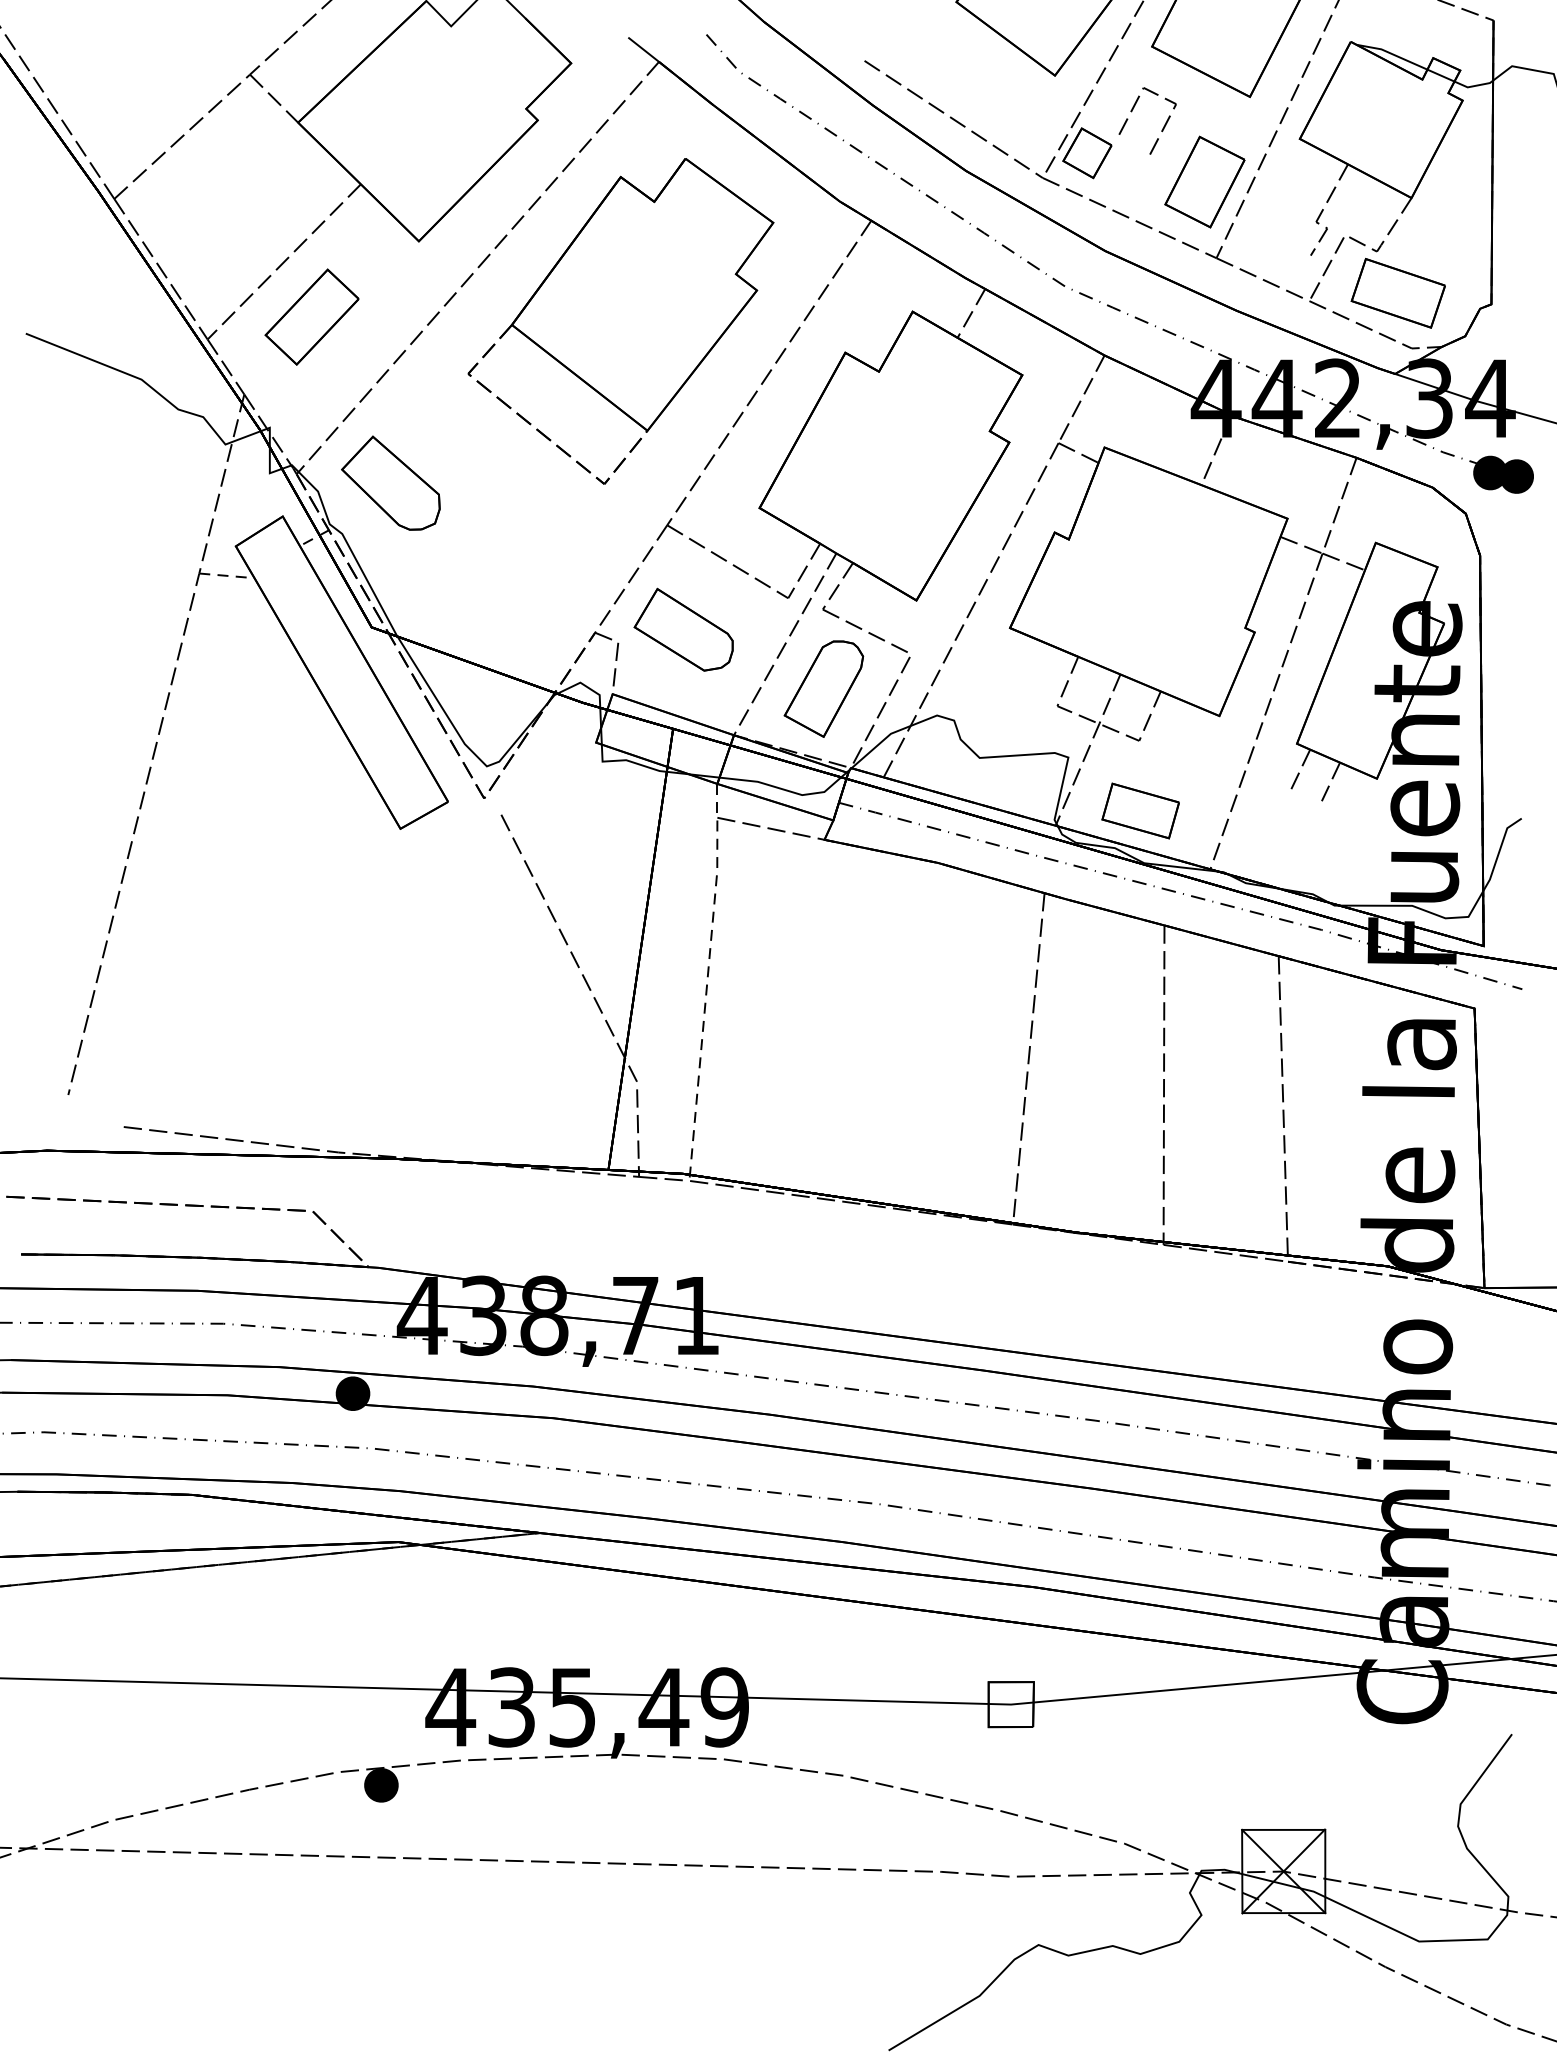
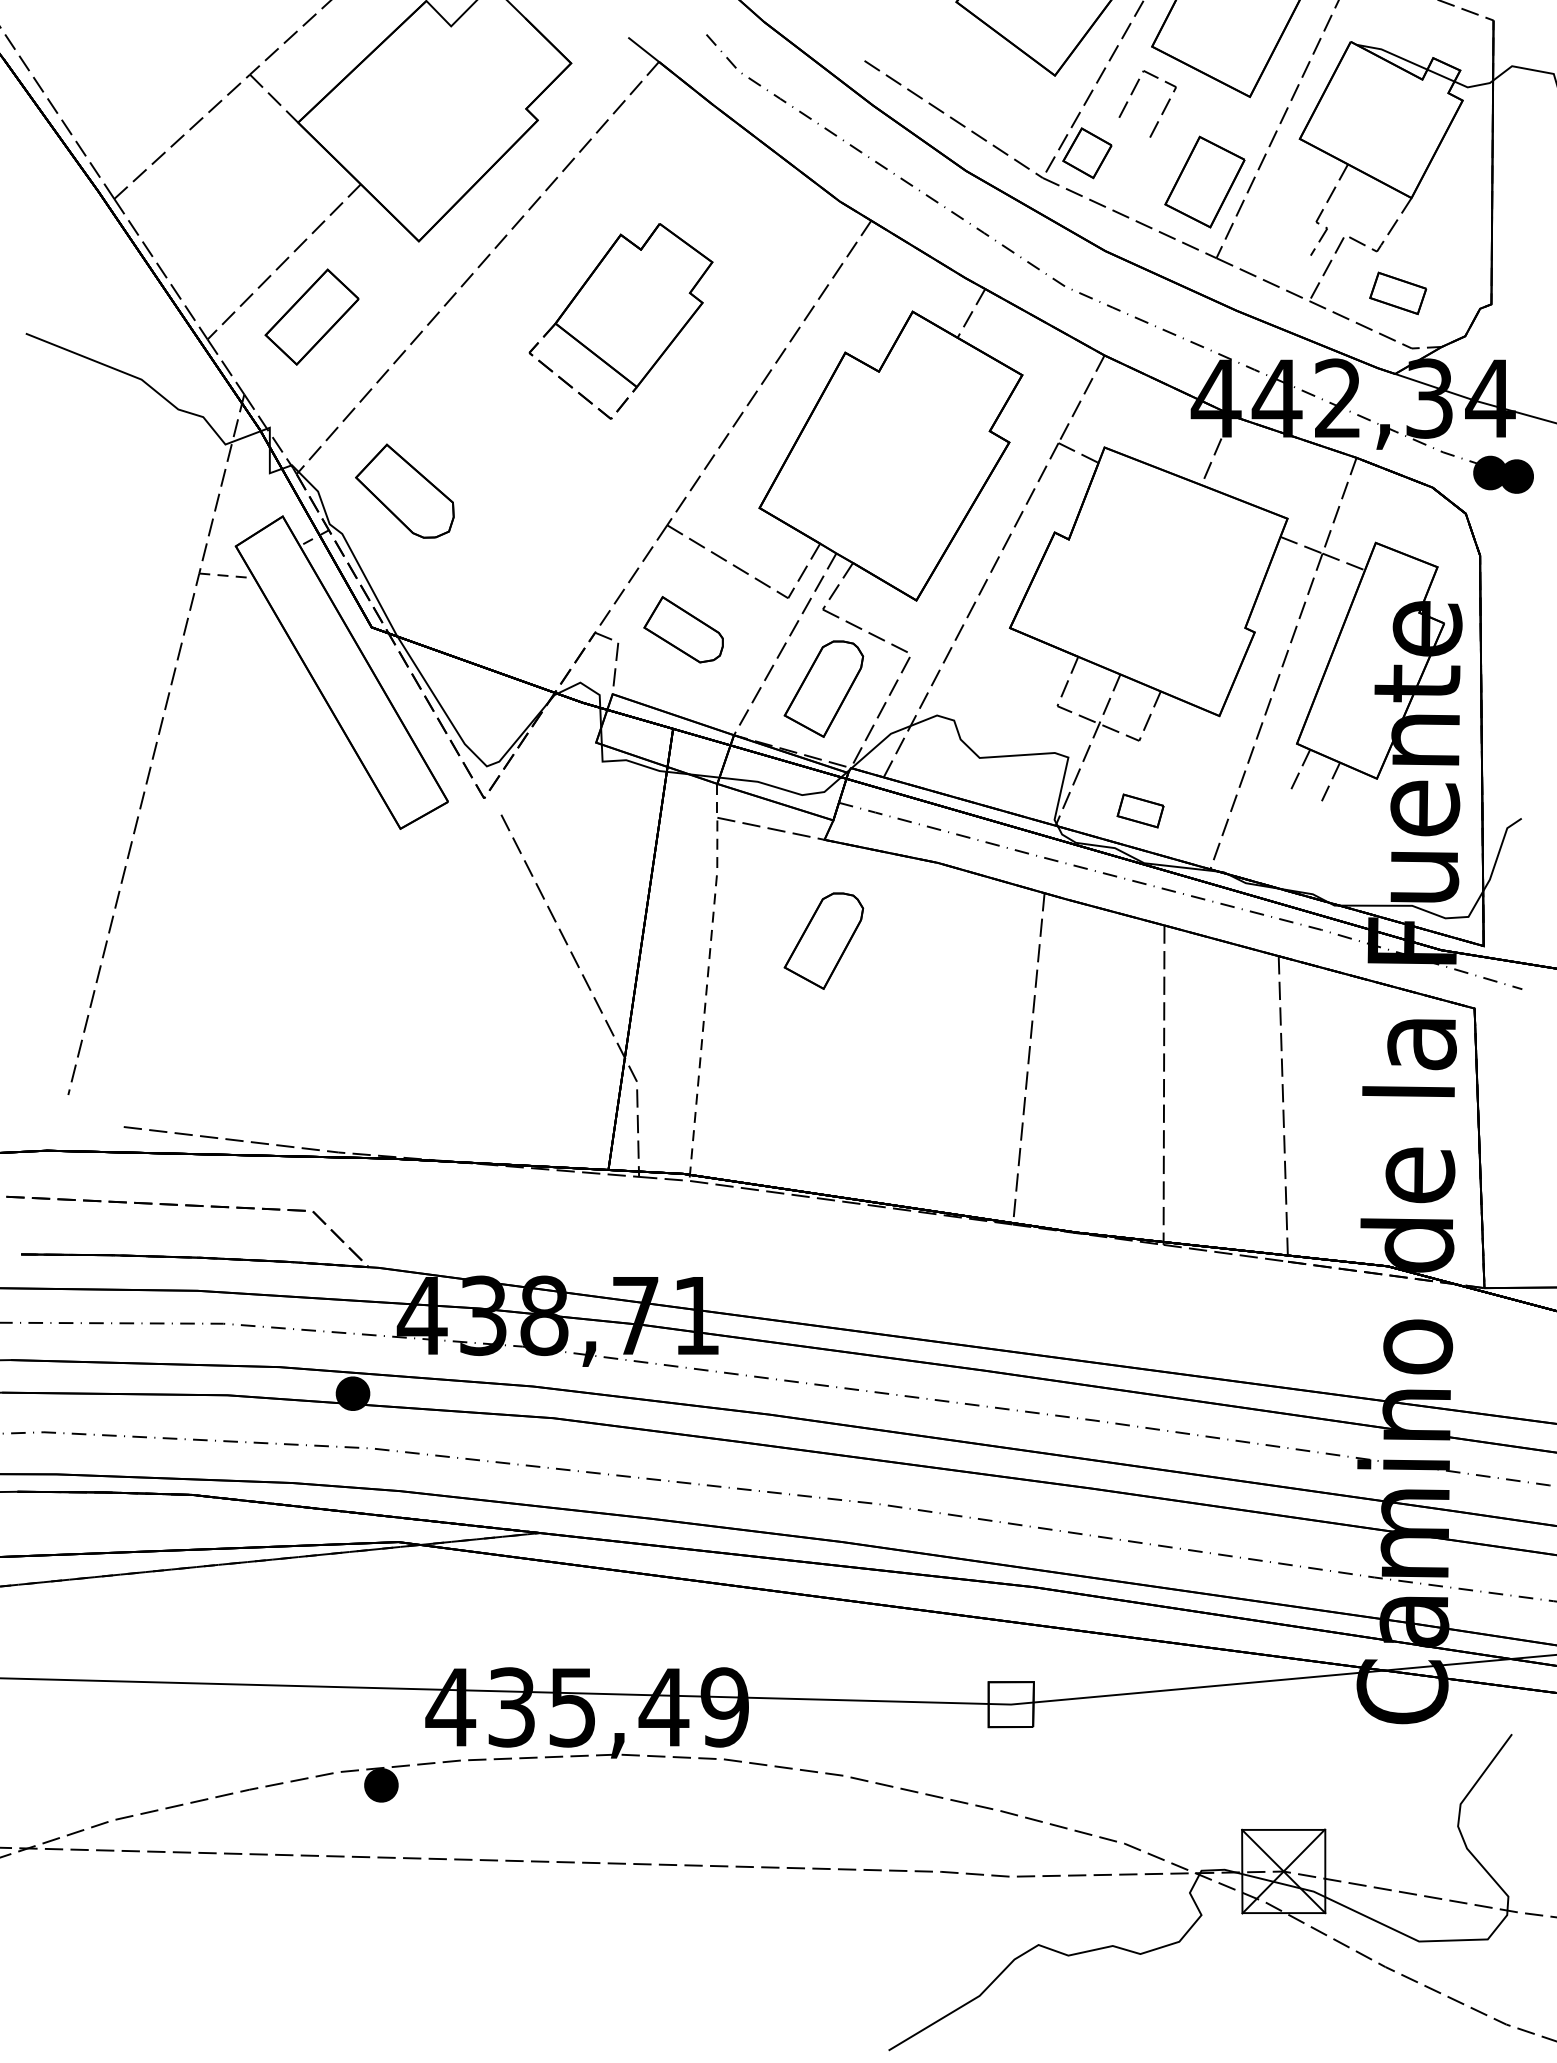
line position: (1162, 128) -> (1162, 111) (1162, 111)
part size: 96x71 px -> 59x45 px (1398, 293)
part size: 308x327 px -> 186x197 px (620, 321)
part position: (390, 482) -> (404, 490) (404, 490)
part size: 101x85 px -> 81x68 px (683, 629)
part size: 79x58 px -> 49x36 px (1140, 810)
part: none -> present (823, 940)
